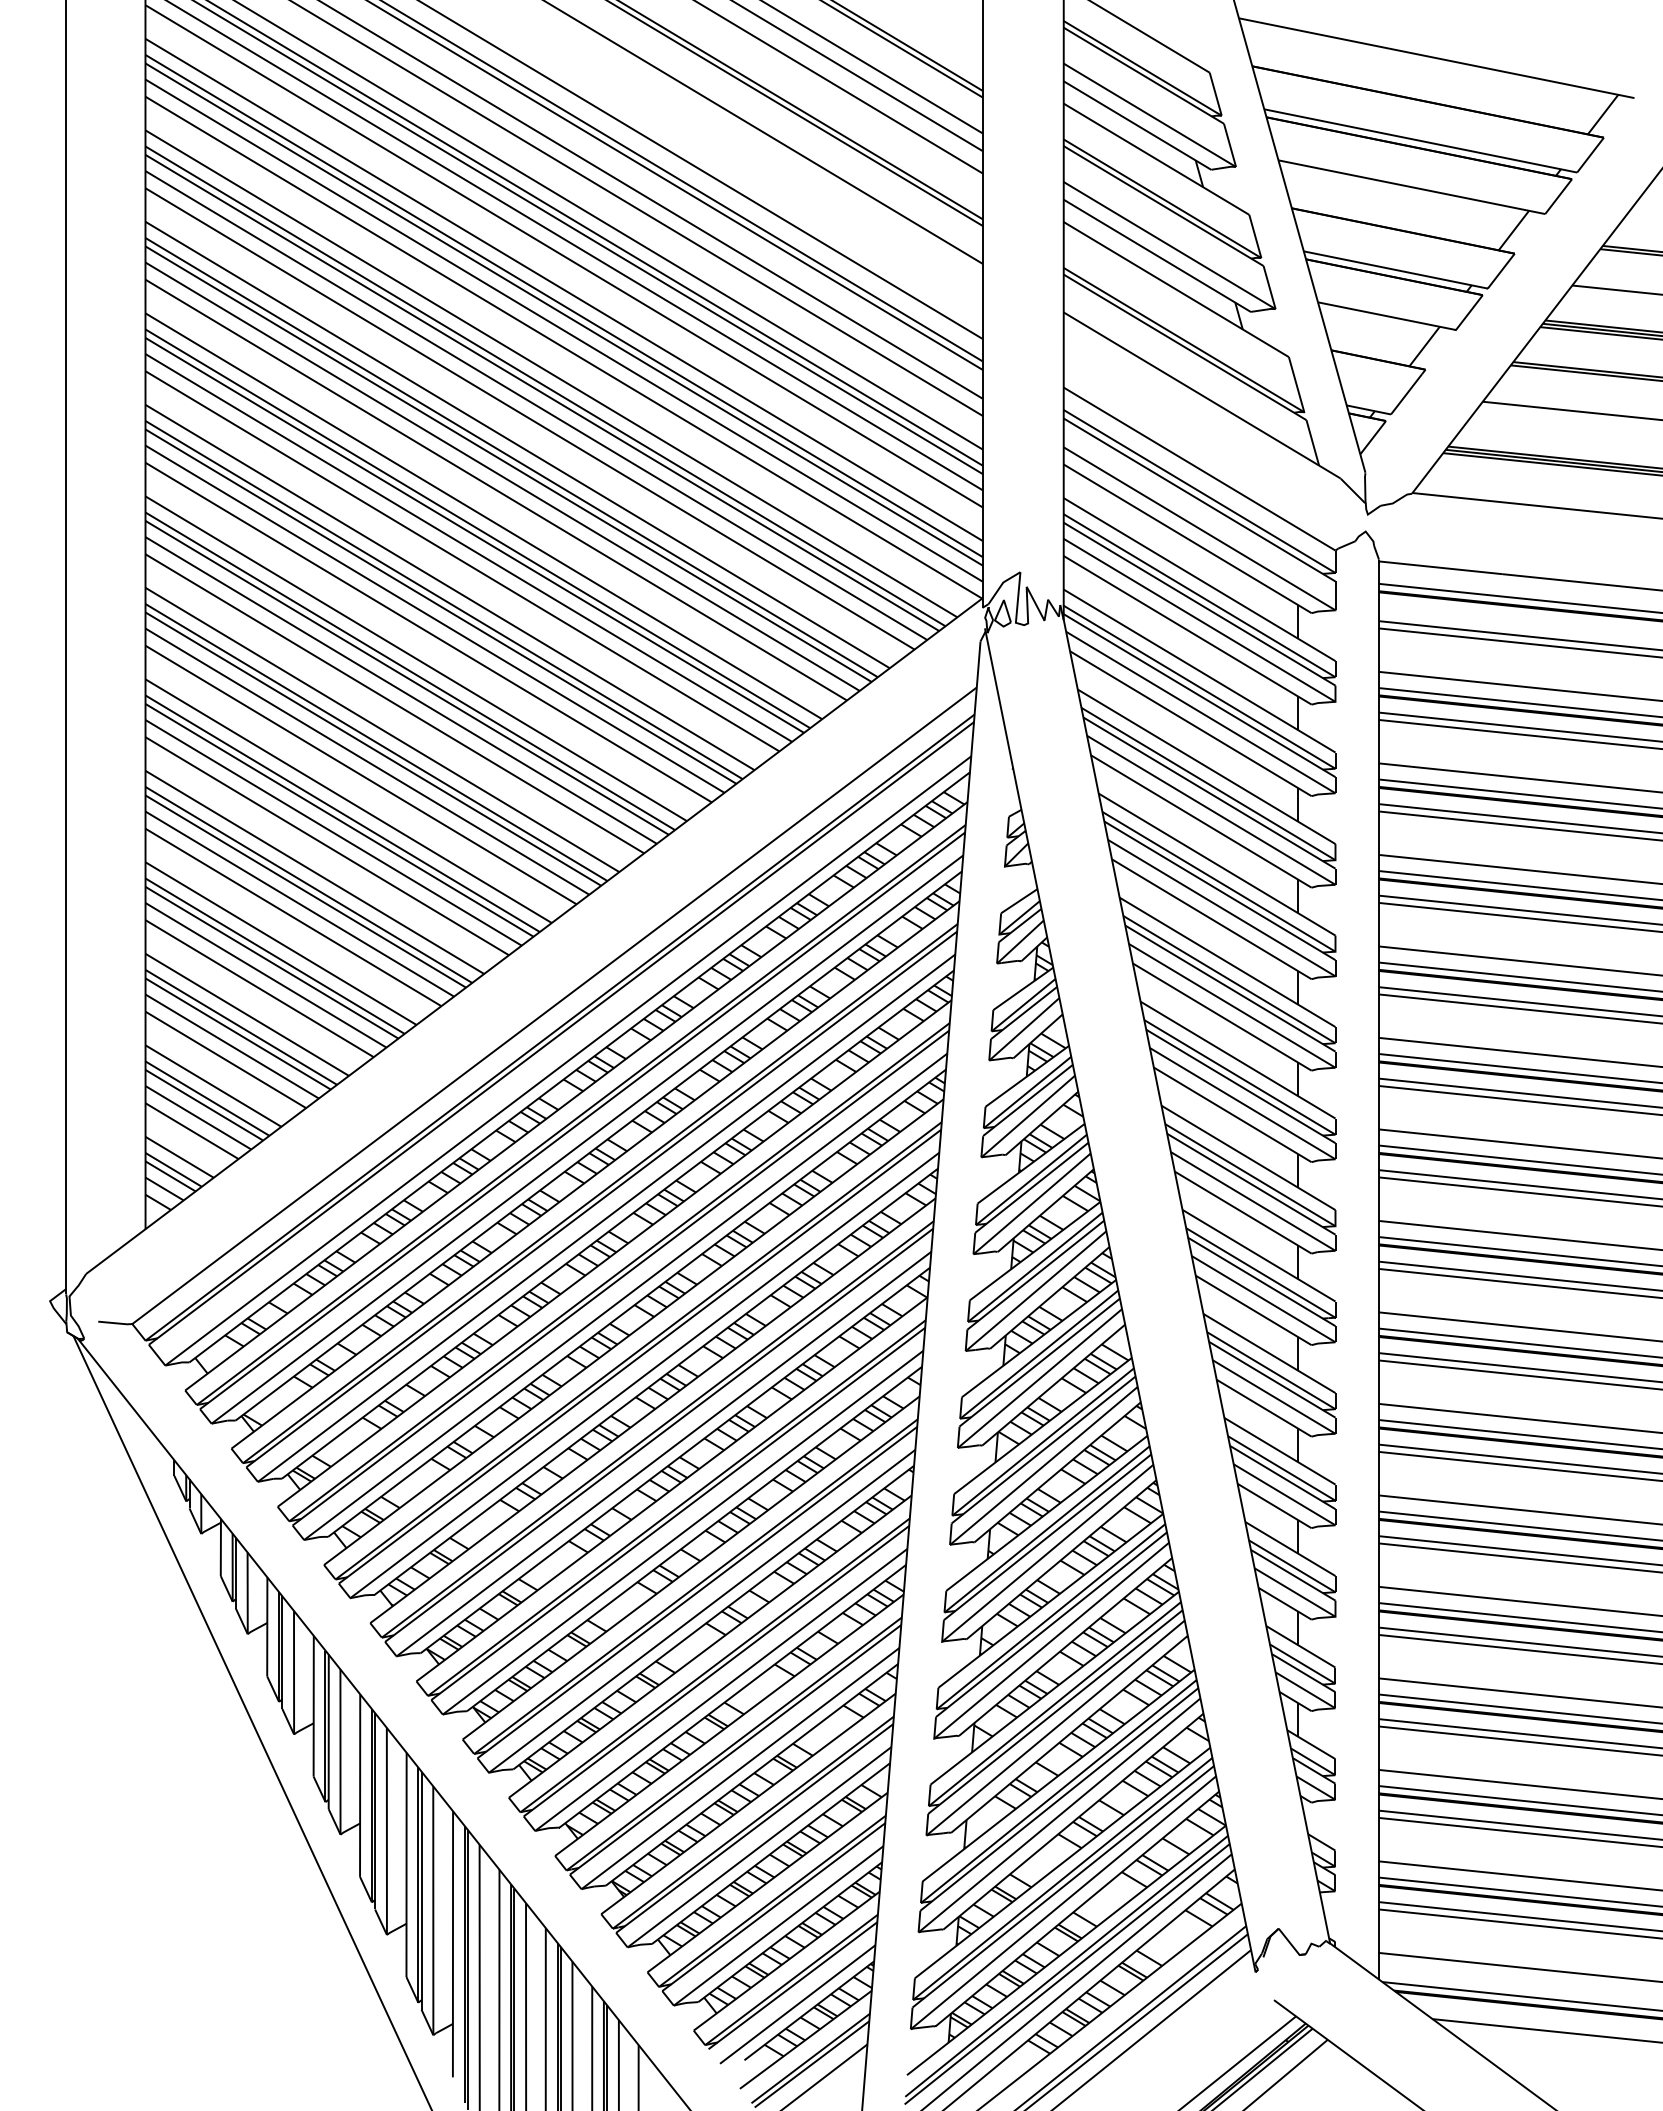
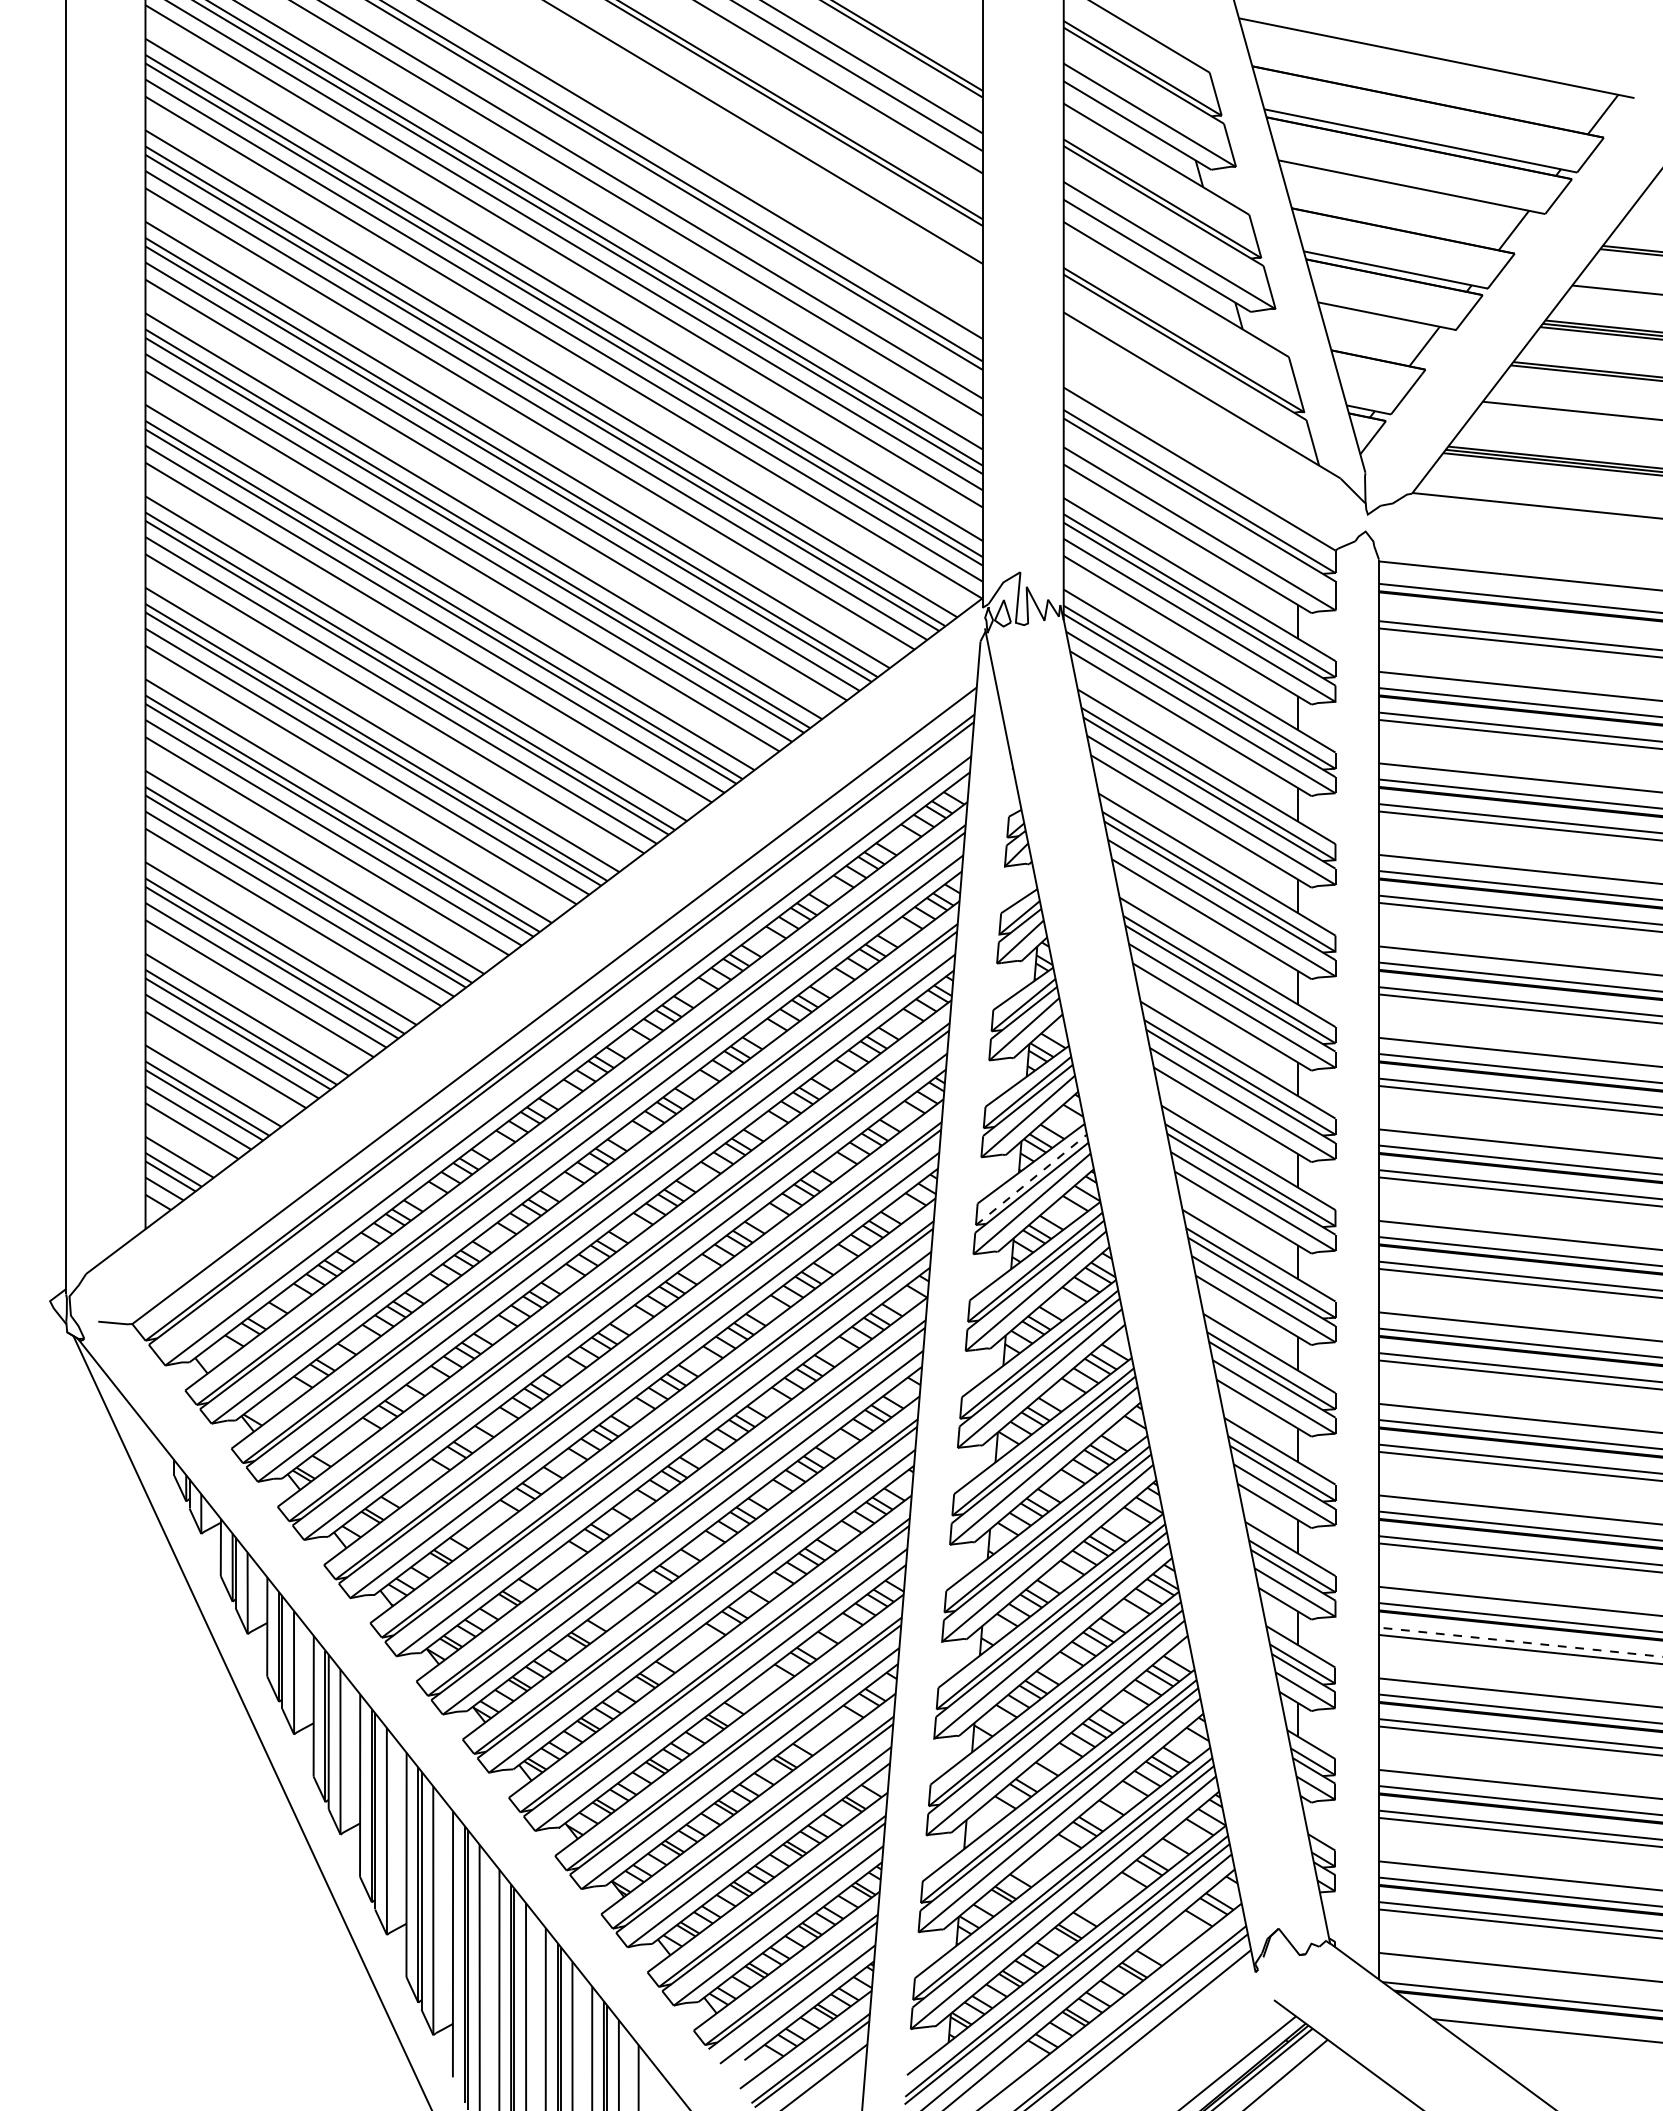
line: solid -> dashed (1031, 1179)
line: solid -> dashed (1520, 1642)
